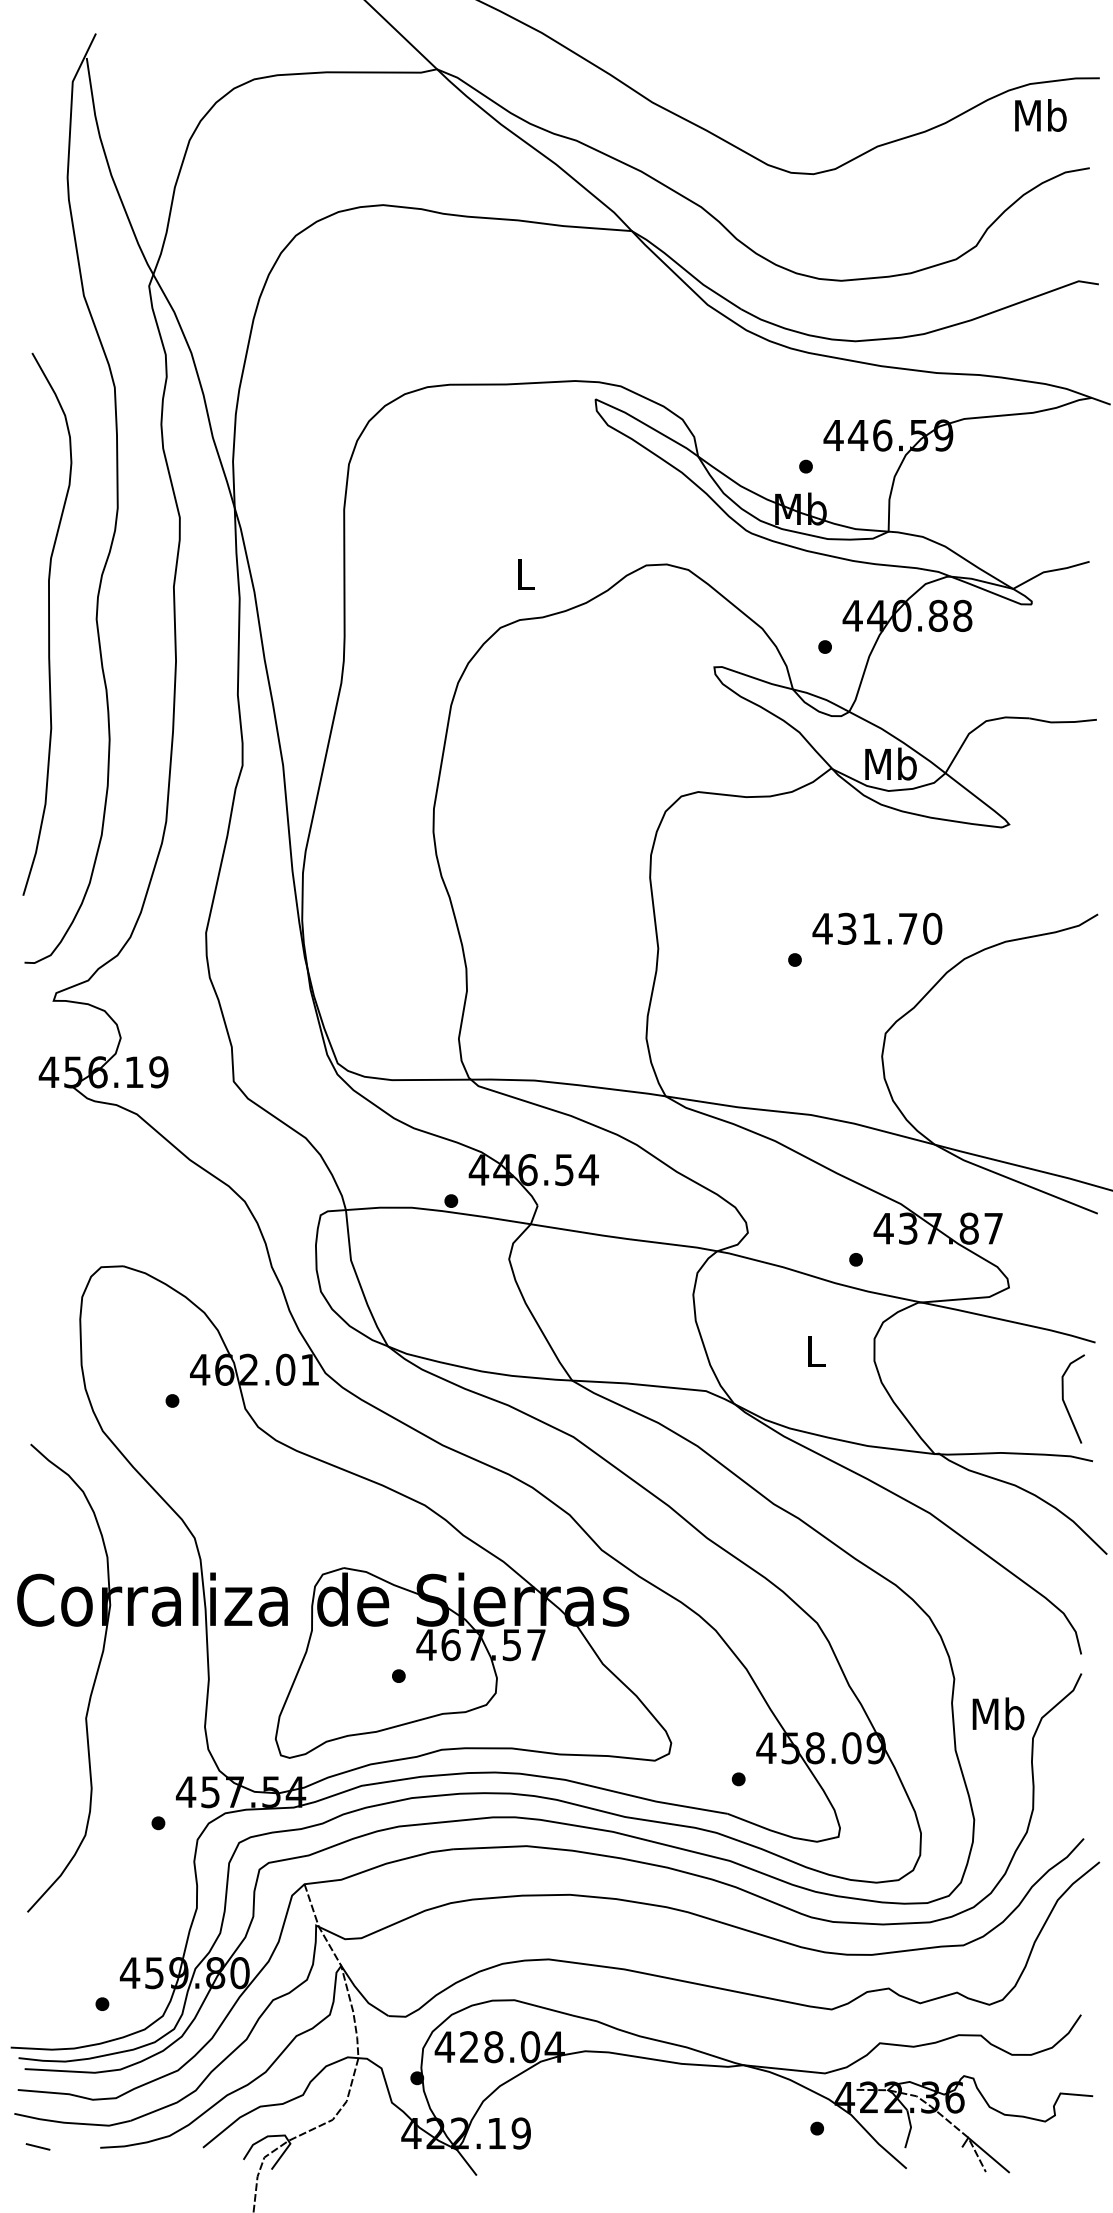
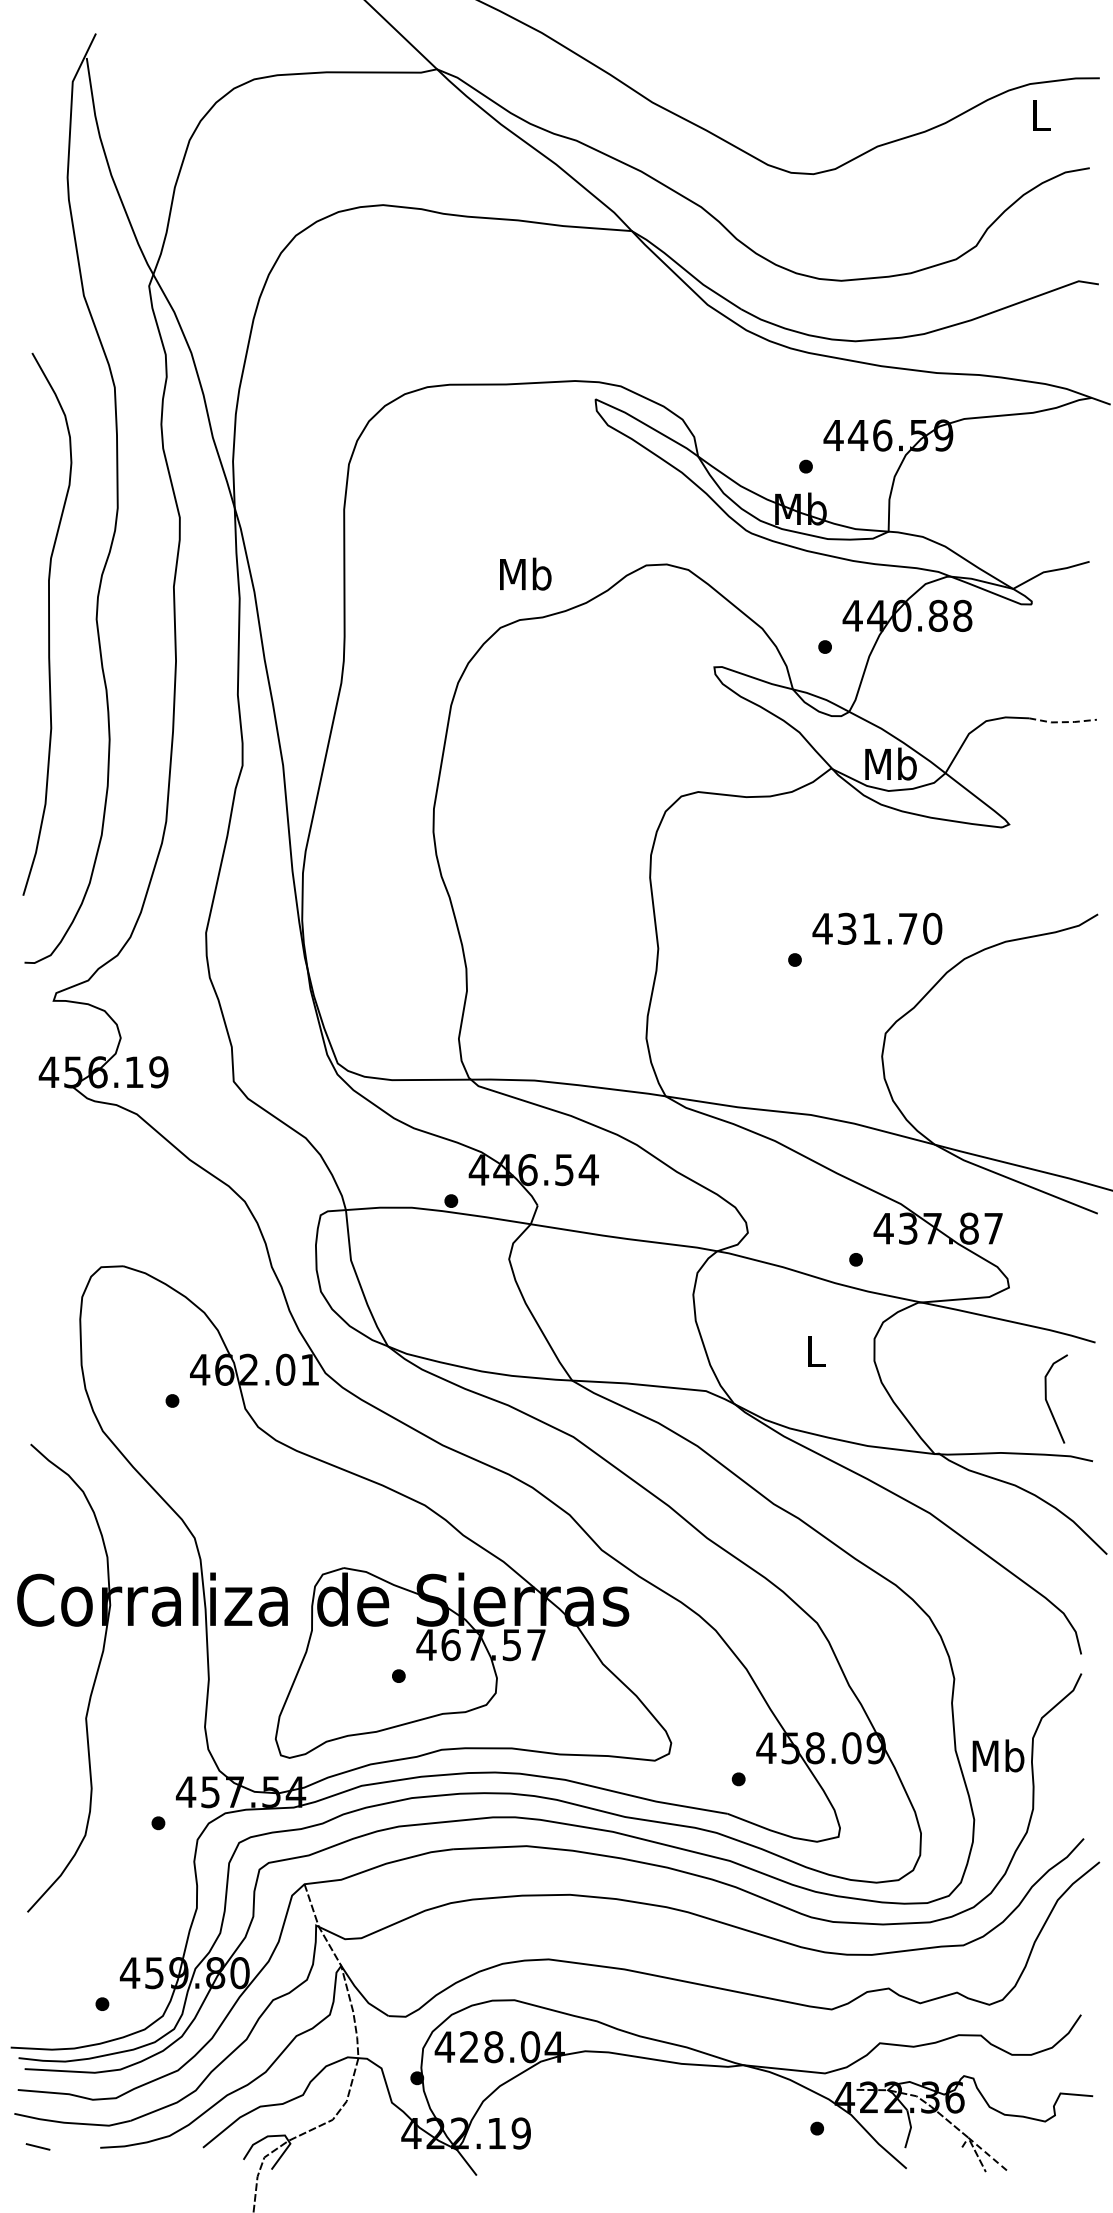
text: Mb -> L (1040, 115)
text: L -> Mb (525, 573)
line: solid -> dashed (1062, 722)
line position: (1065, 1402) -> (1048, 1402) (1048, 1402)
text position: (998, 1713) -> (998, 1755) (998, 1755)
line: solid -> dashed (984, 2151)
